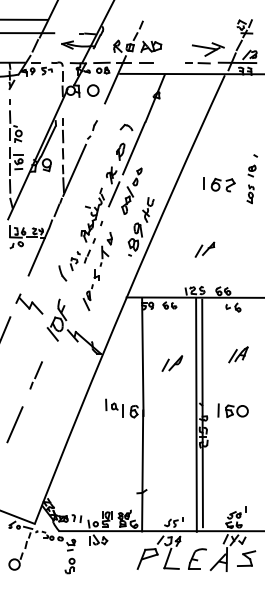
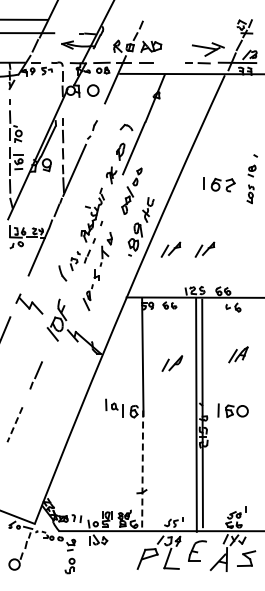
line: present -> none (113, 194)
part: none -> present (170, 249)
line: solid -> dashed (14, 425)
line: solid -> dashed (142, 471)
part position: (197, 558) -> (197, 550) (197, 550)
